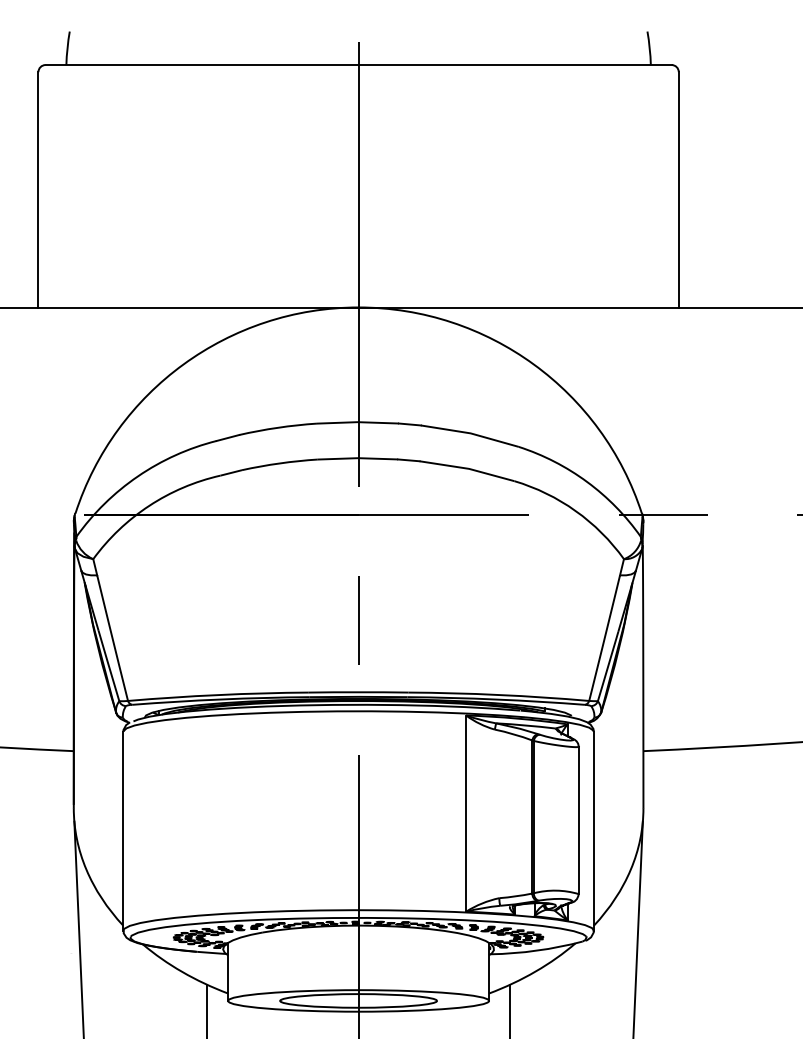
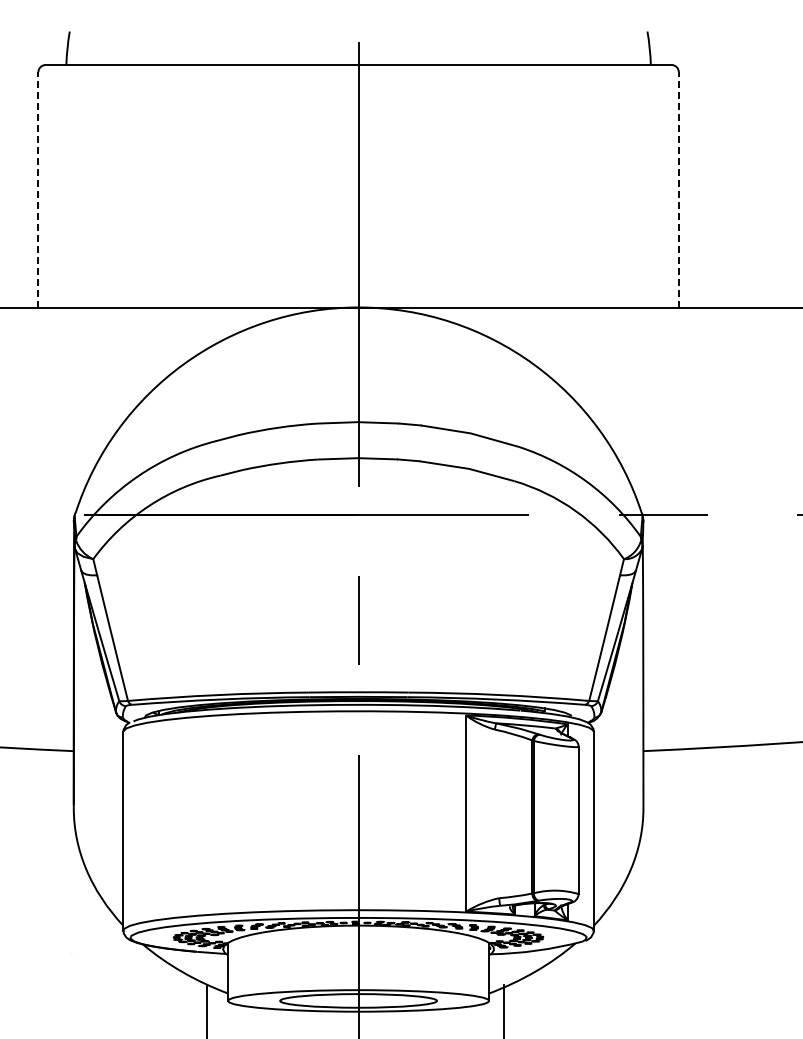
line: solid -> dashed (38, 189)
line: solid -> dashed (678, 189)
line: present -> none (78, 928)
line: present -> none (637, 928)
line position: (509, 1009) -> (503, 1009) (503, 1009)
